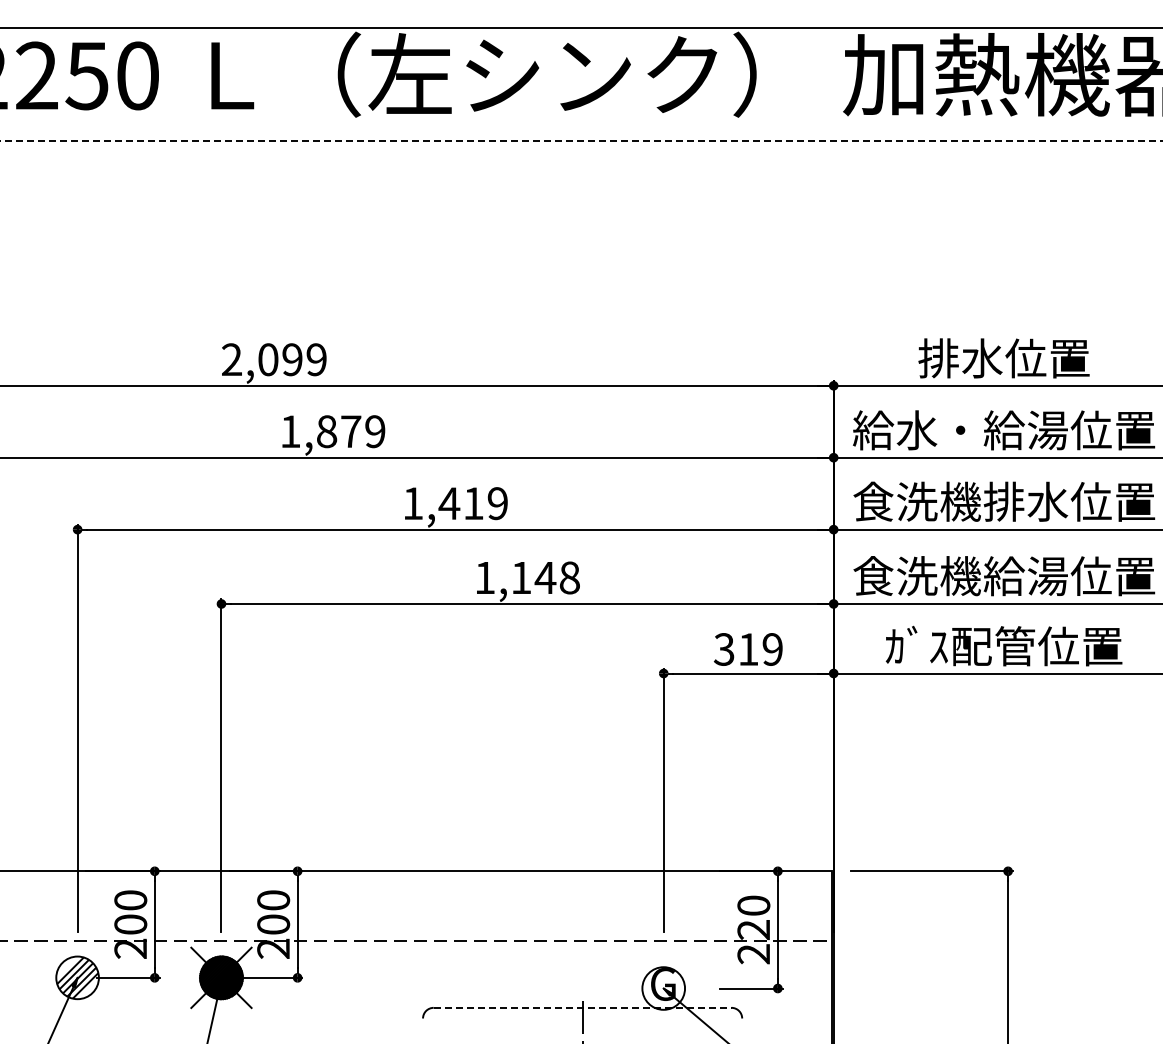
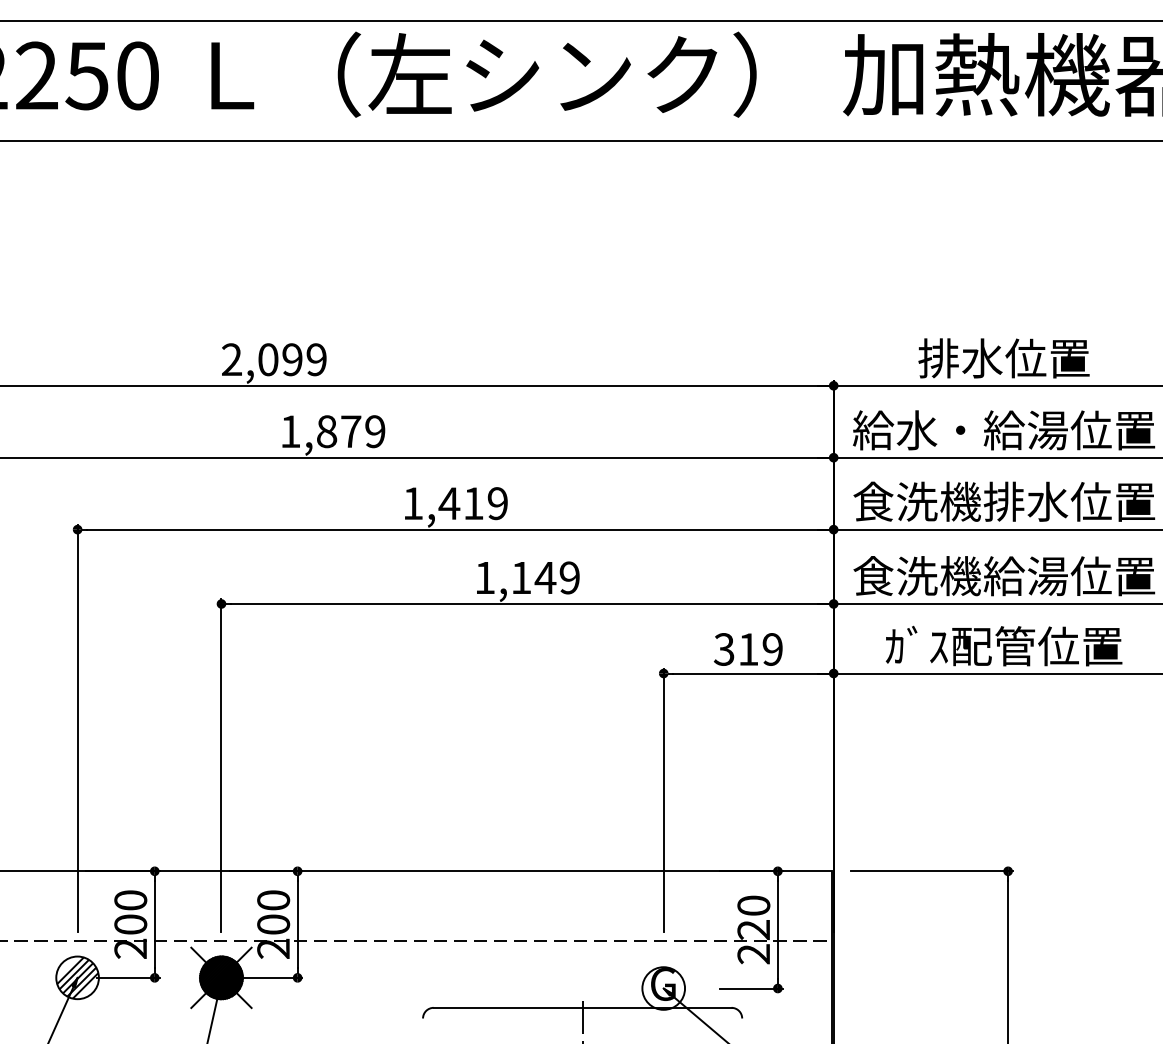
line position: (580, 27) -> (580, 20) (580, 20)
line: dashed -> solid (581, 140)
text: 1,148 -> 1,149 (569, 577)
line: dashed -> solid (582, 1007)
